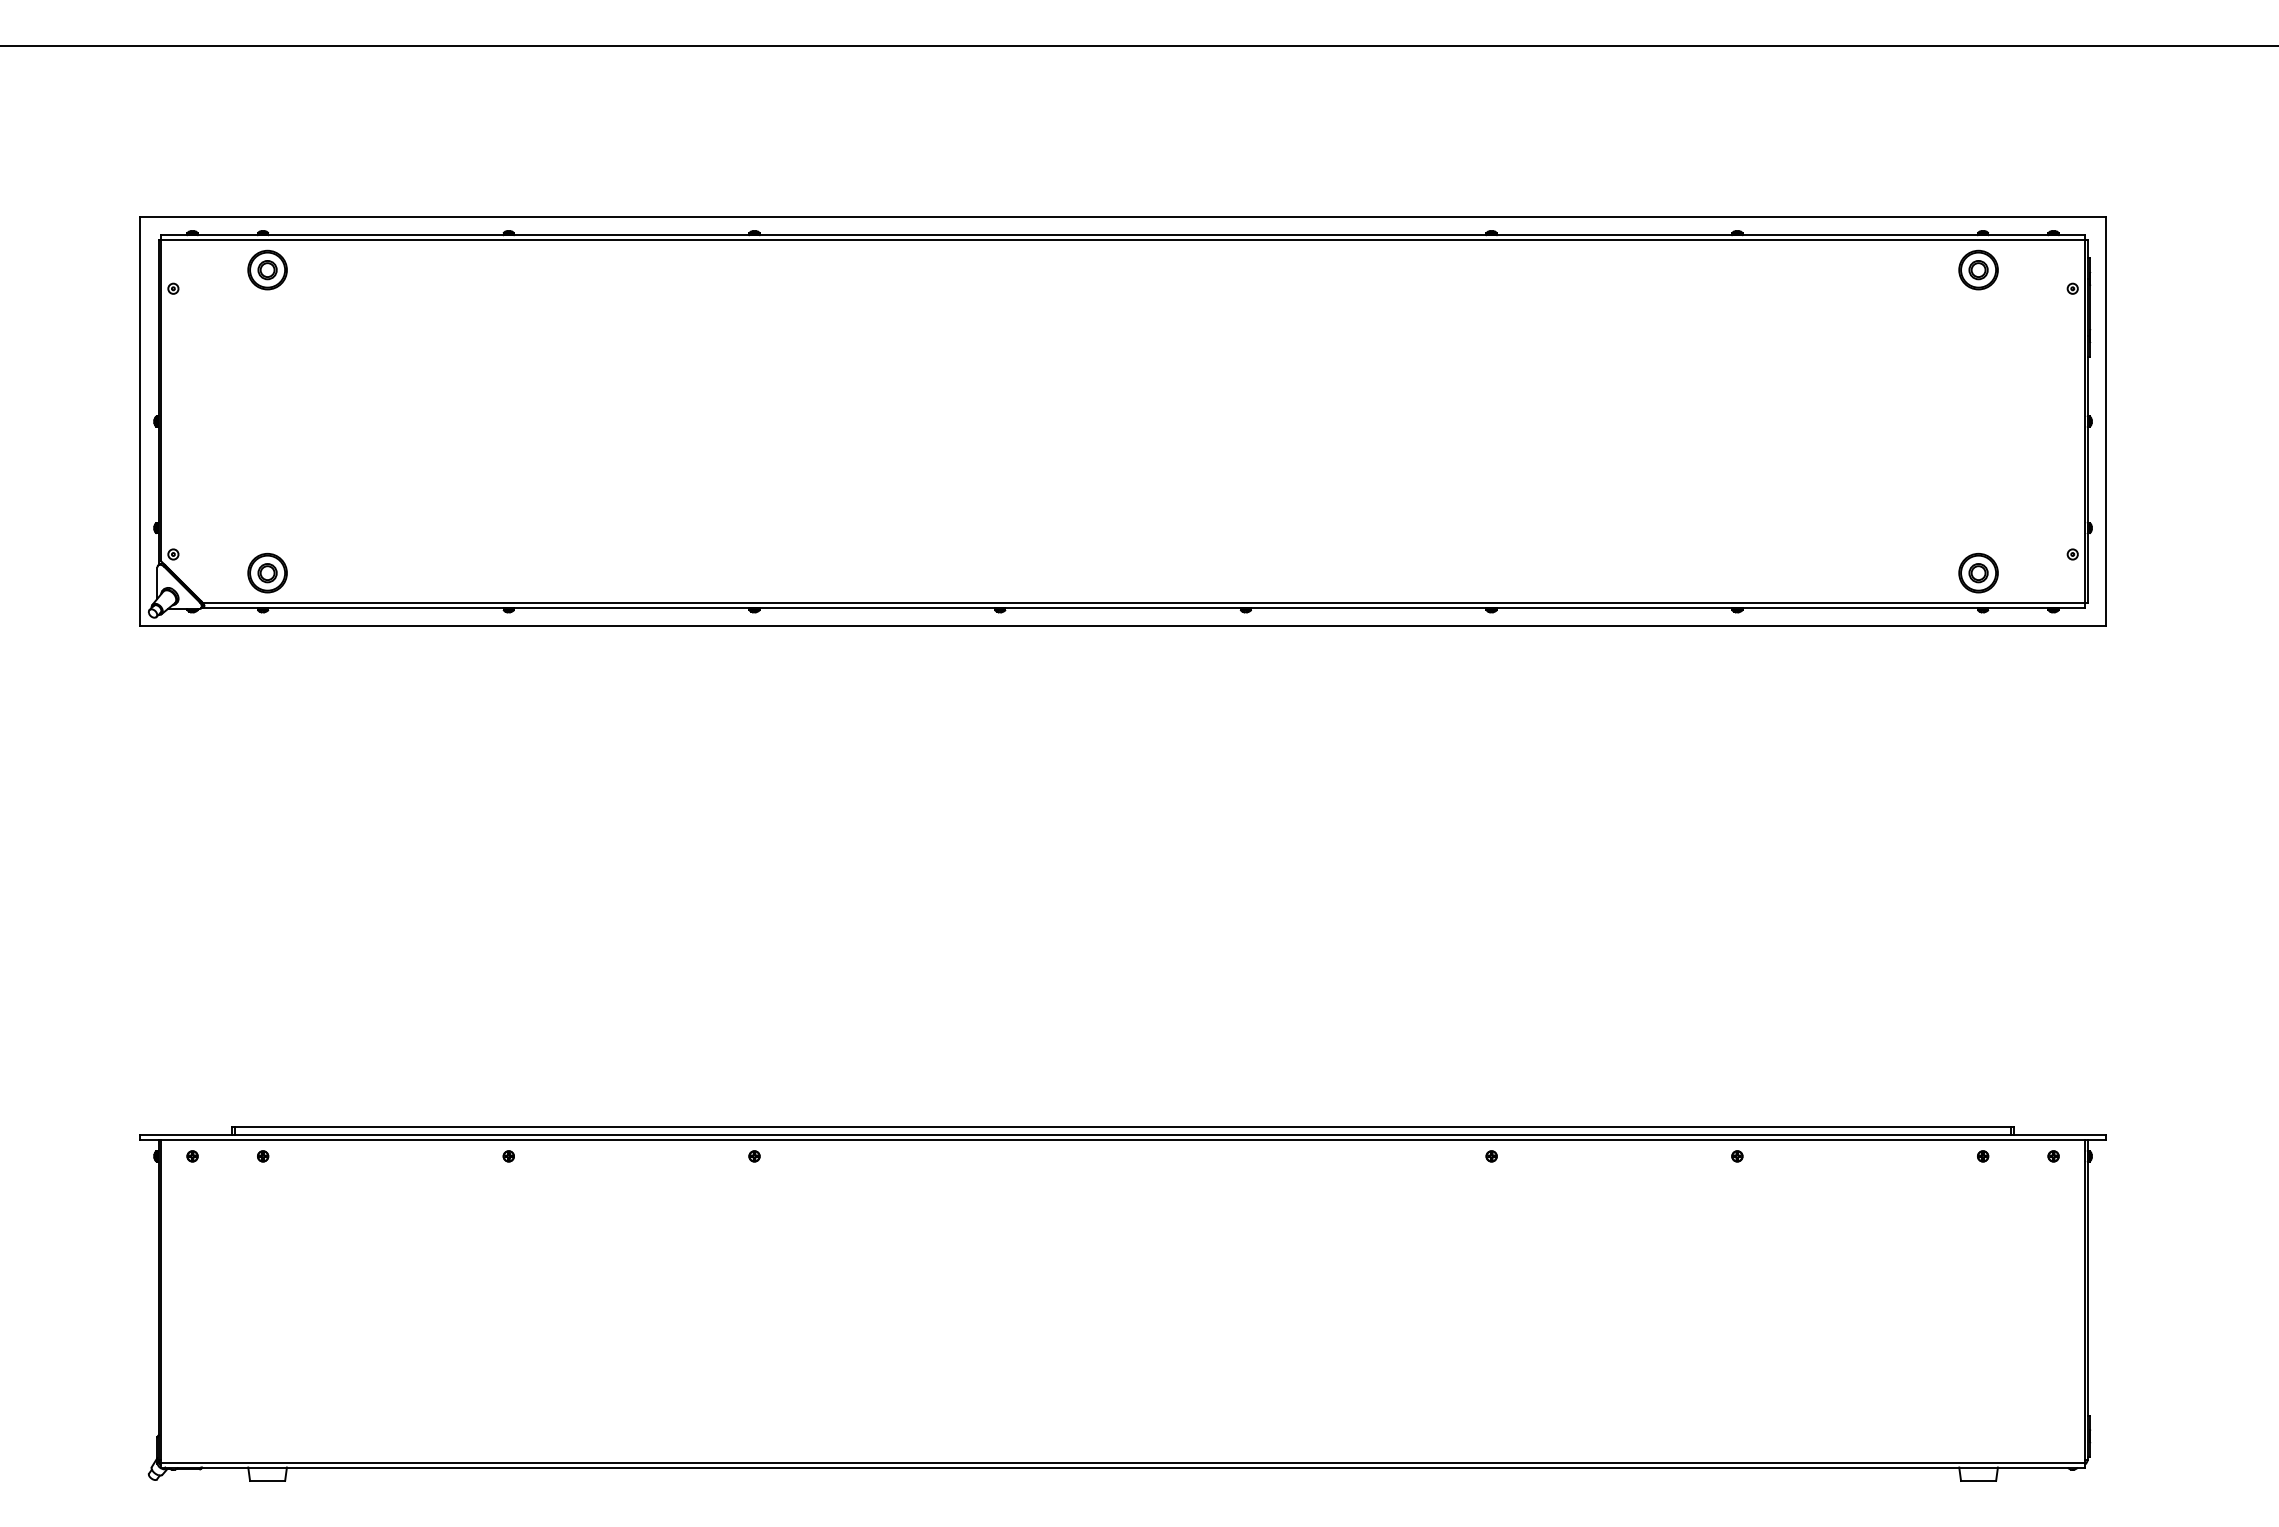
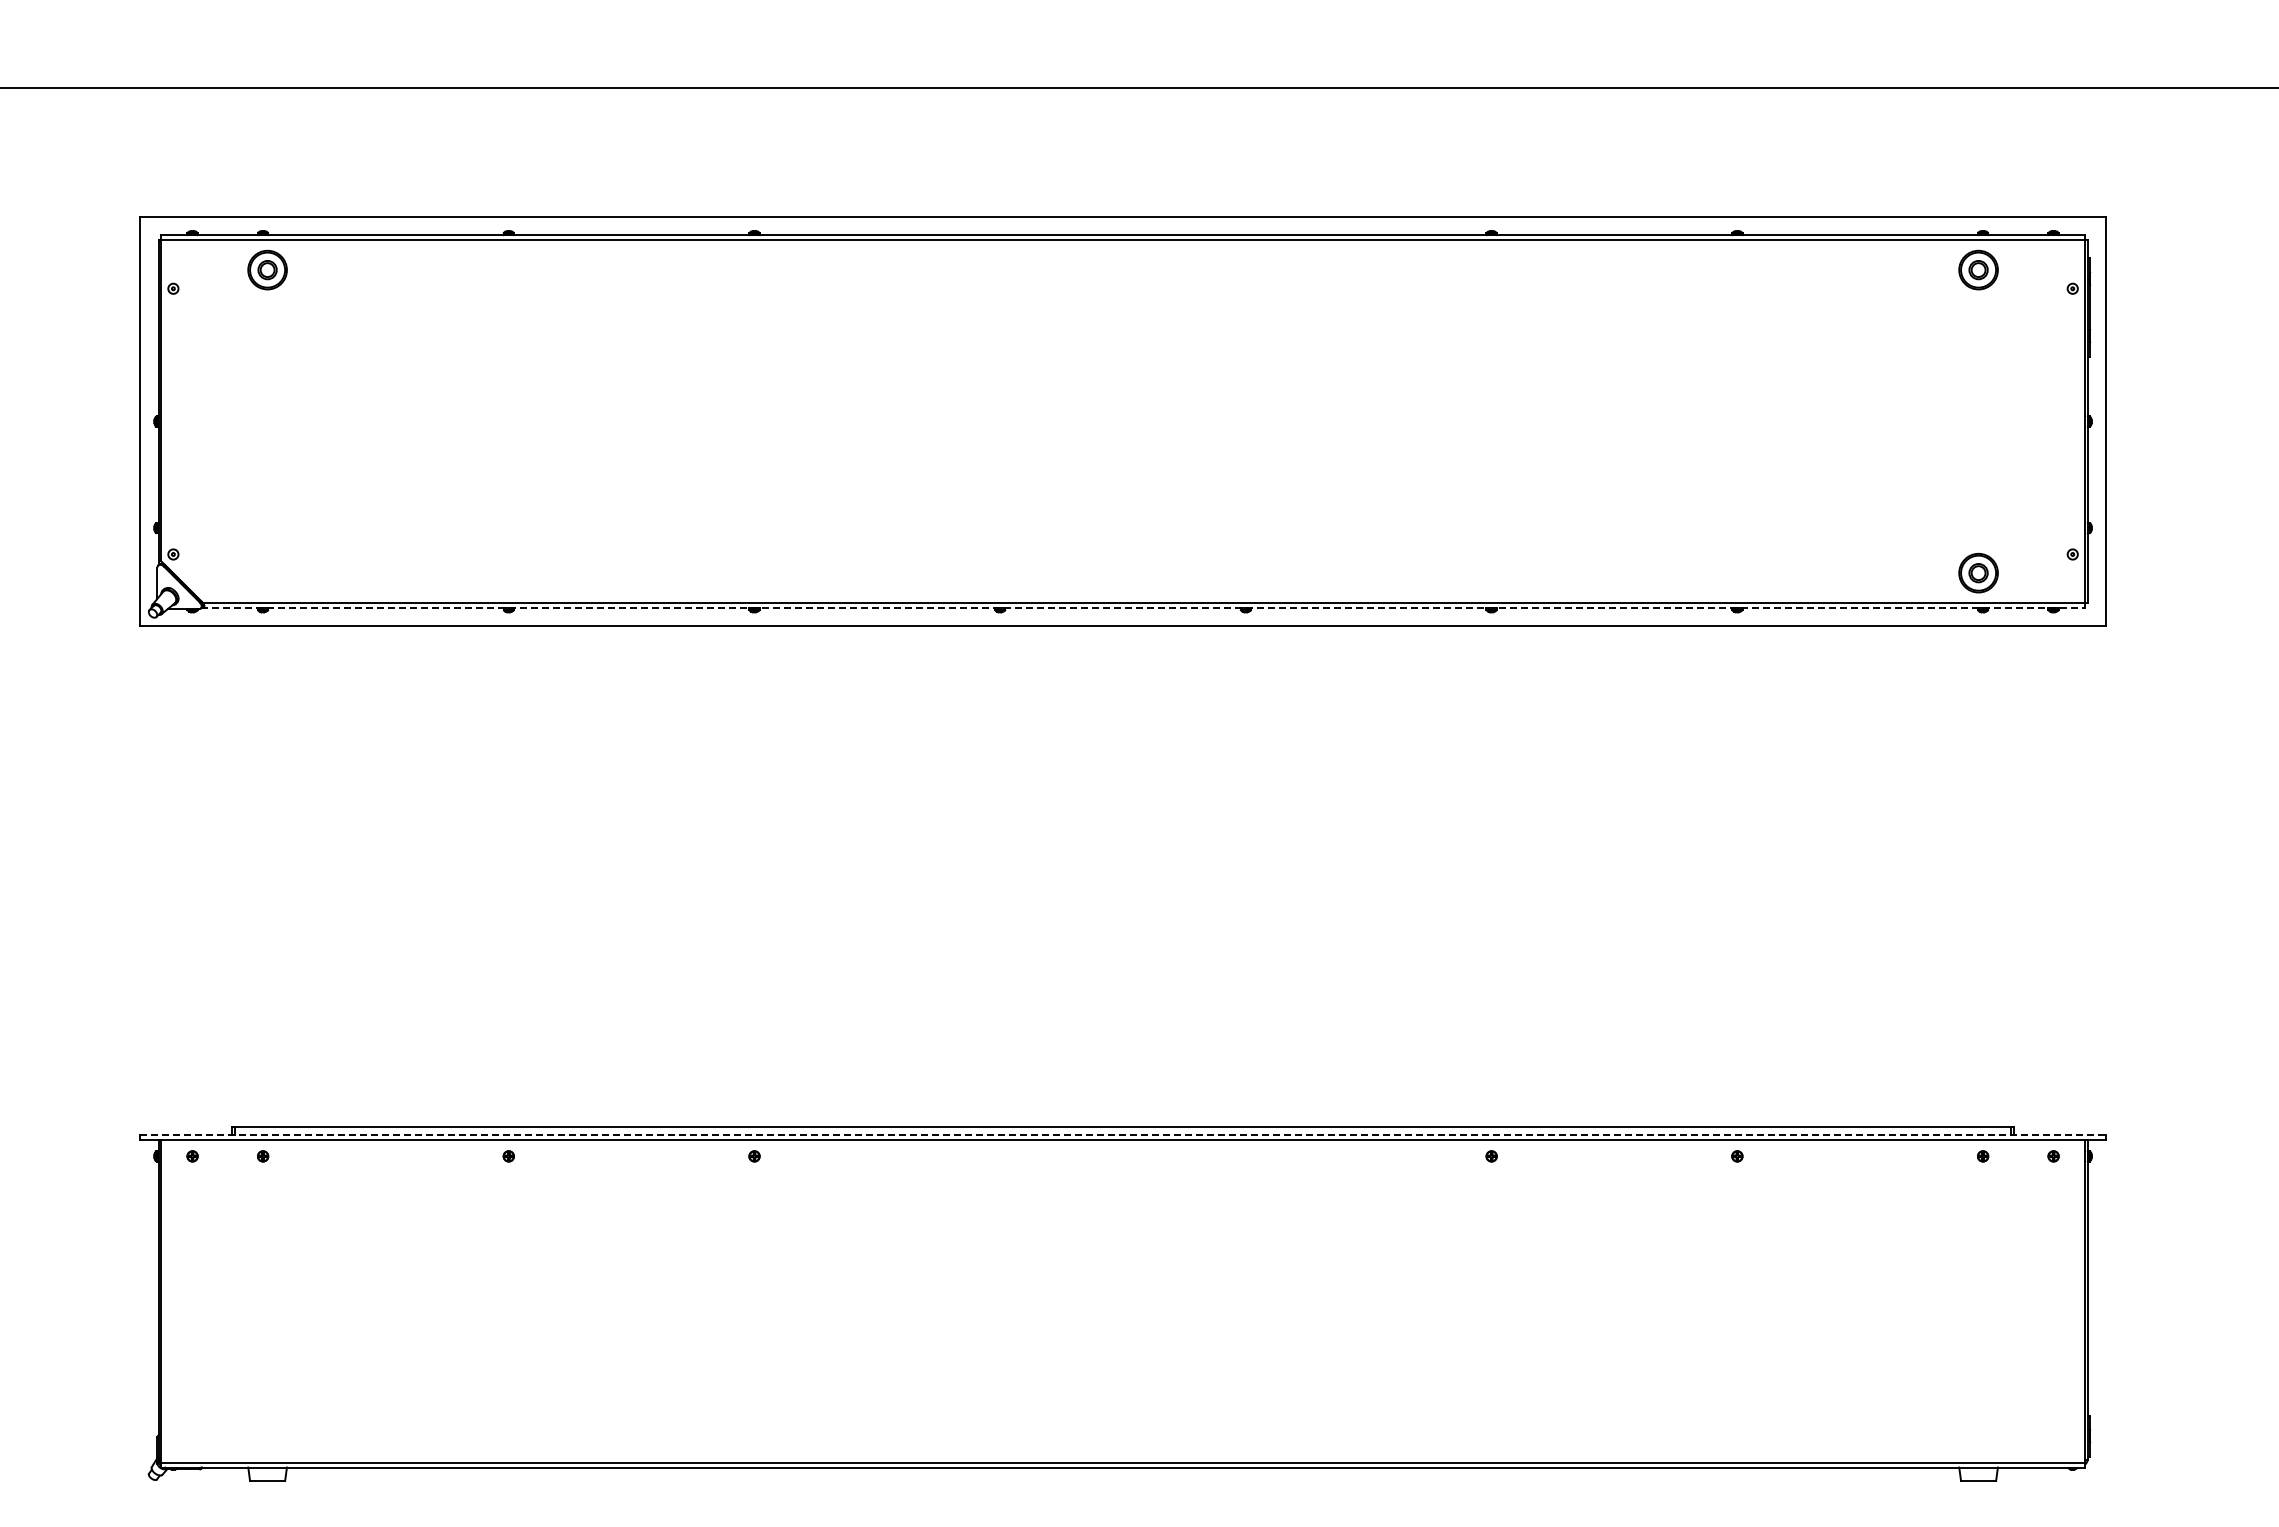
line position: (1138, 46) -> (1138, 88) (1138, 88)
part: present -> none (267, 573)
line: solid -> dashed (1143, 607)
line: solid -> dashed (1123, 1135)
